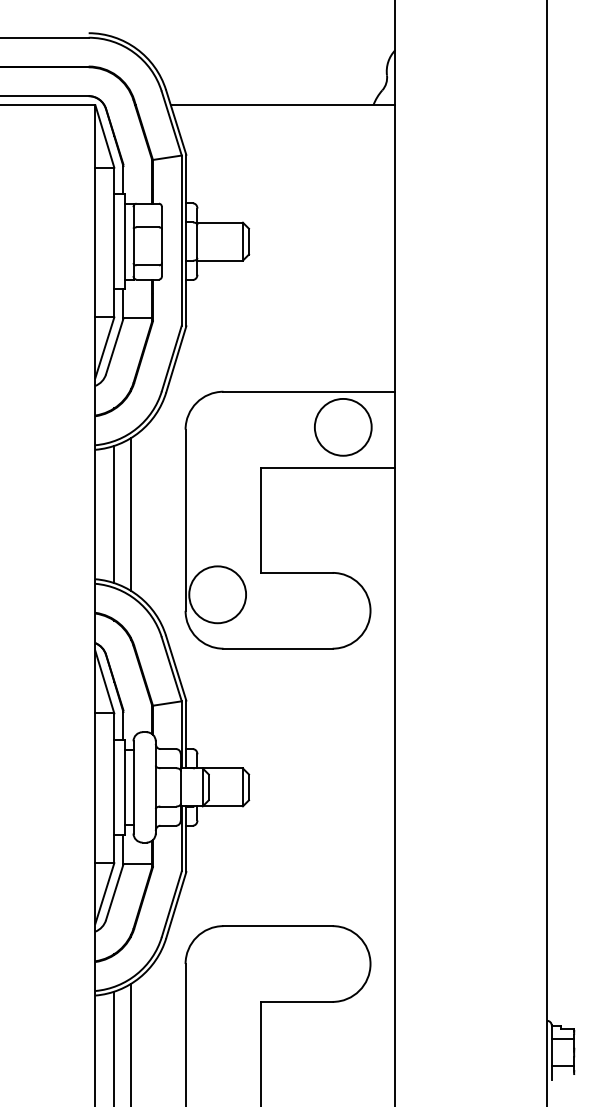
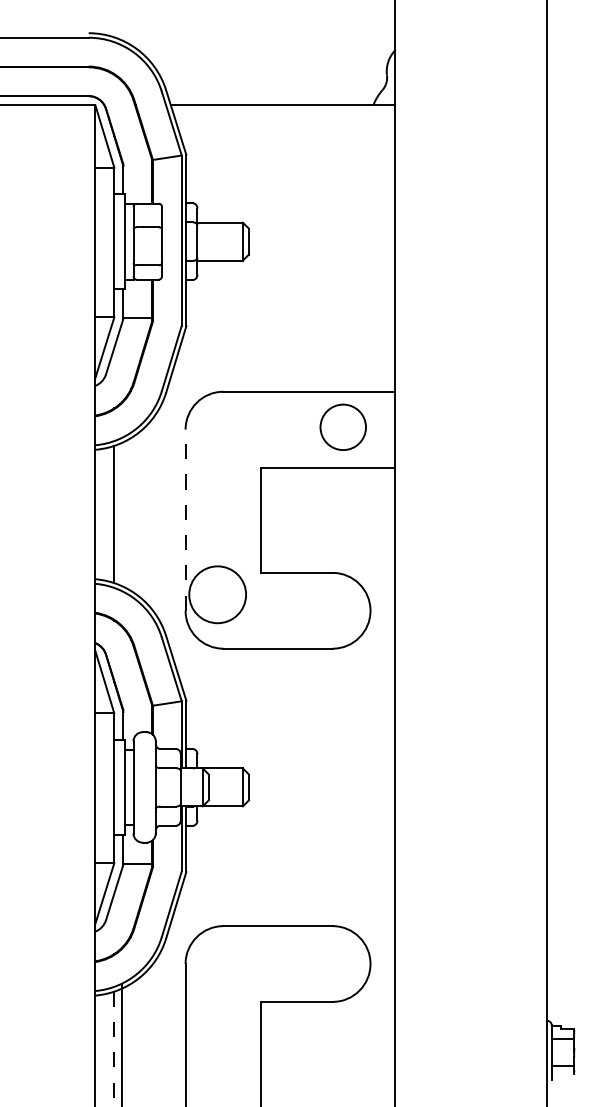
circle diameter: 57 px -> 45 px (343, 427)
line: present -> none (131, 514)
line: solid -> dashed (185, 520)
line position: (131, 1043) -> (122, 1043) (122, 1043)
line: solid -> dashed (114, 1049)
